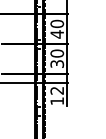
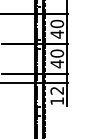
text: 30 -> 40 (57, 63)
